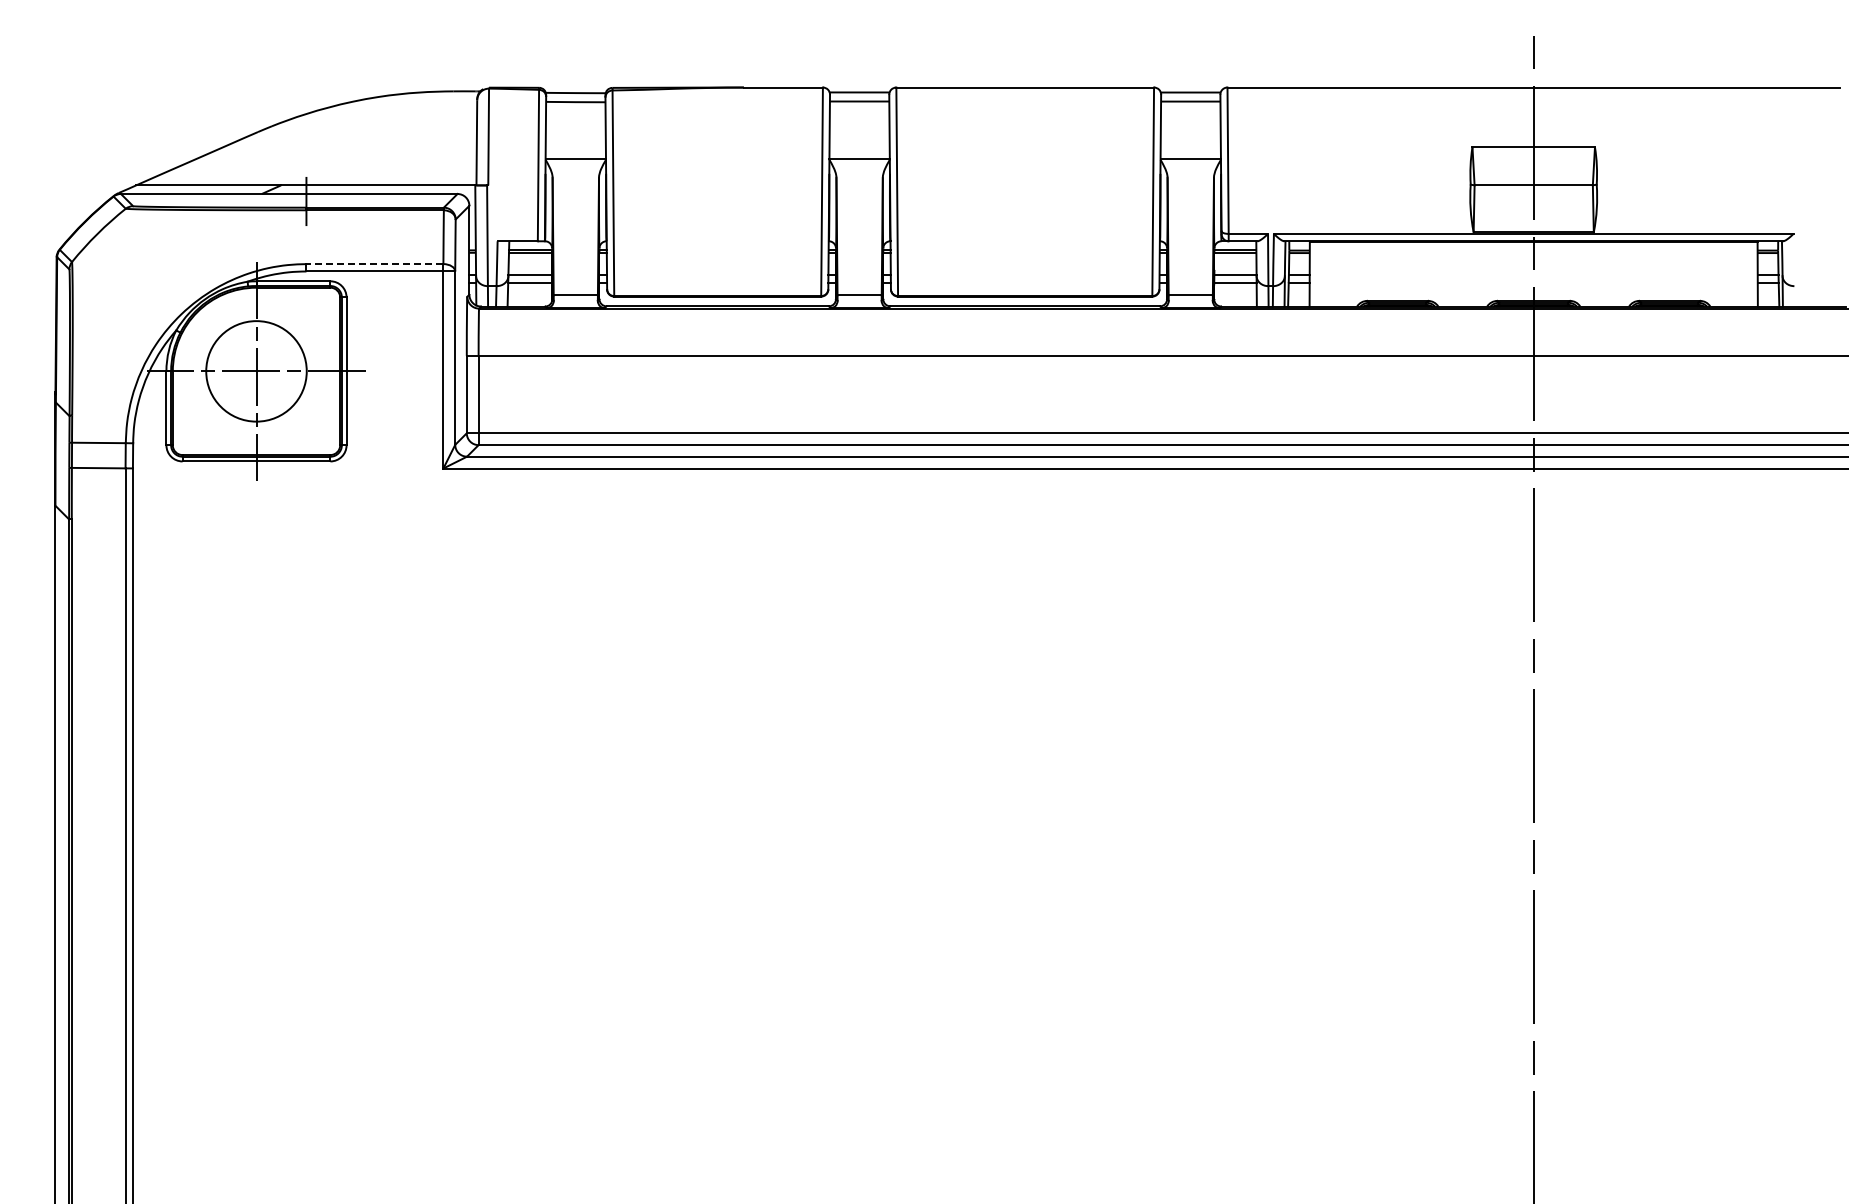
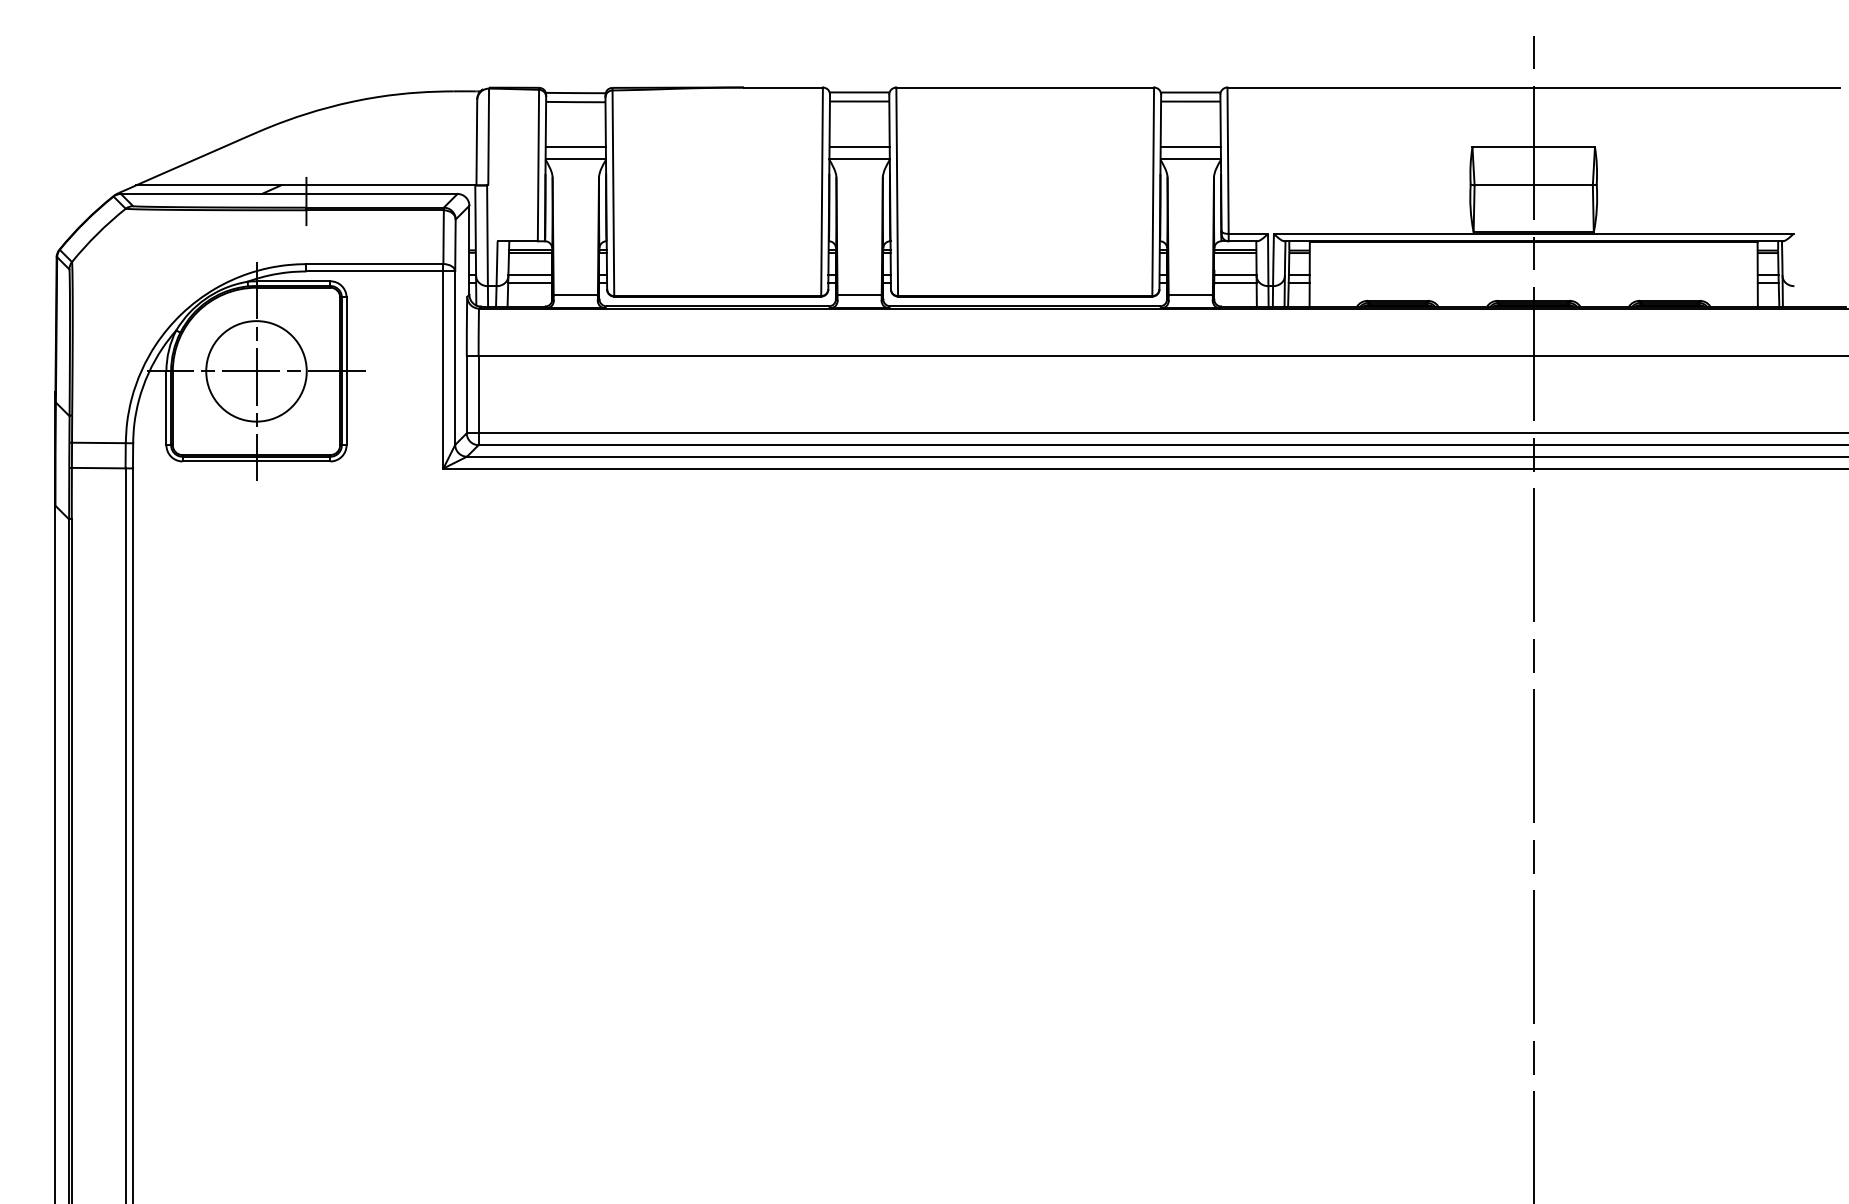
line: none -> present (575, 146)
line: none -> present (859, 146)
line: none -> present (1190, 146)
line: dashed -> solid (374, 264)
